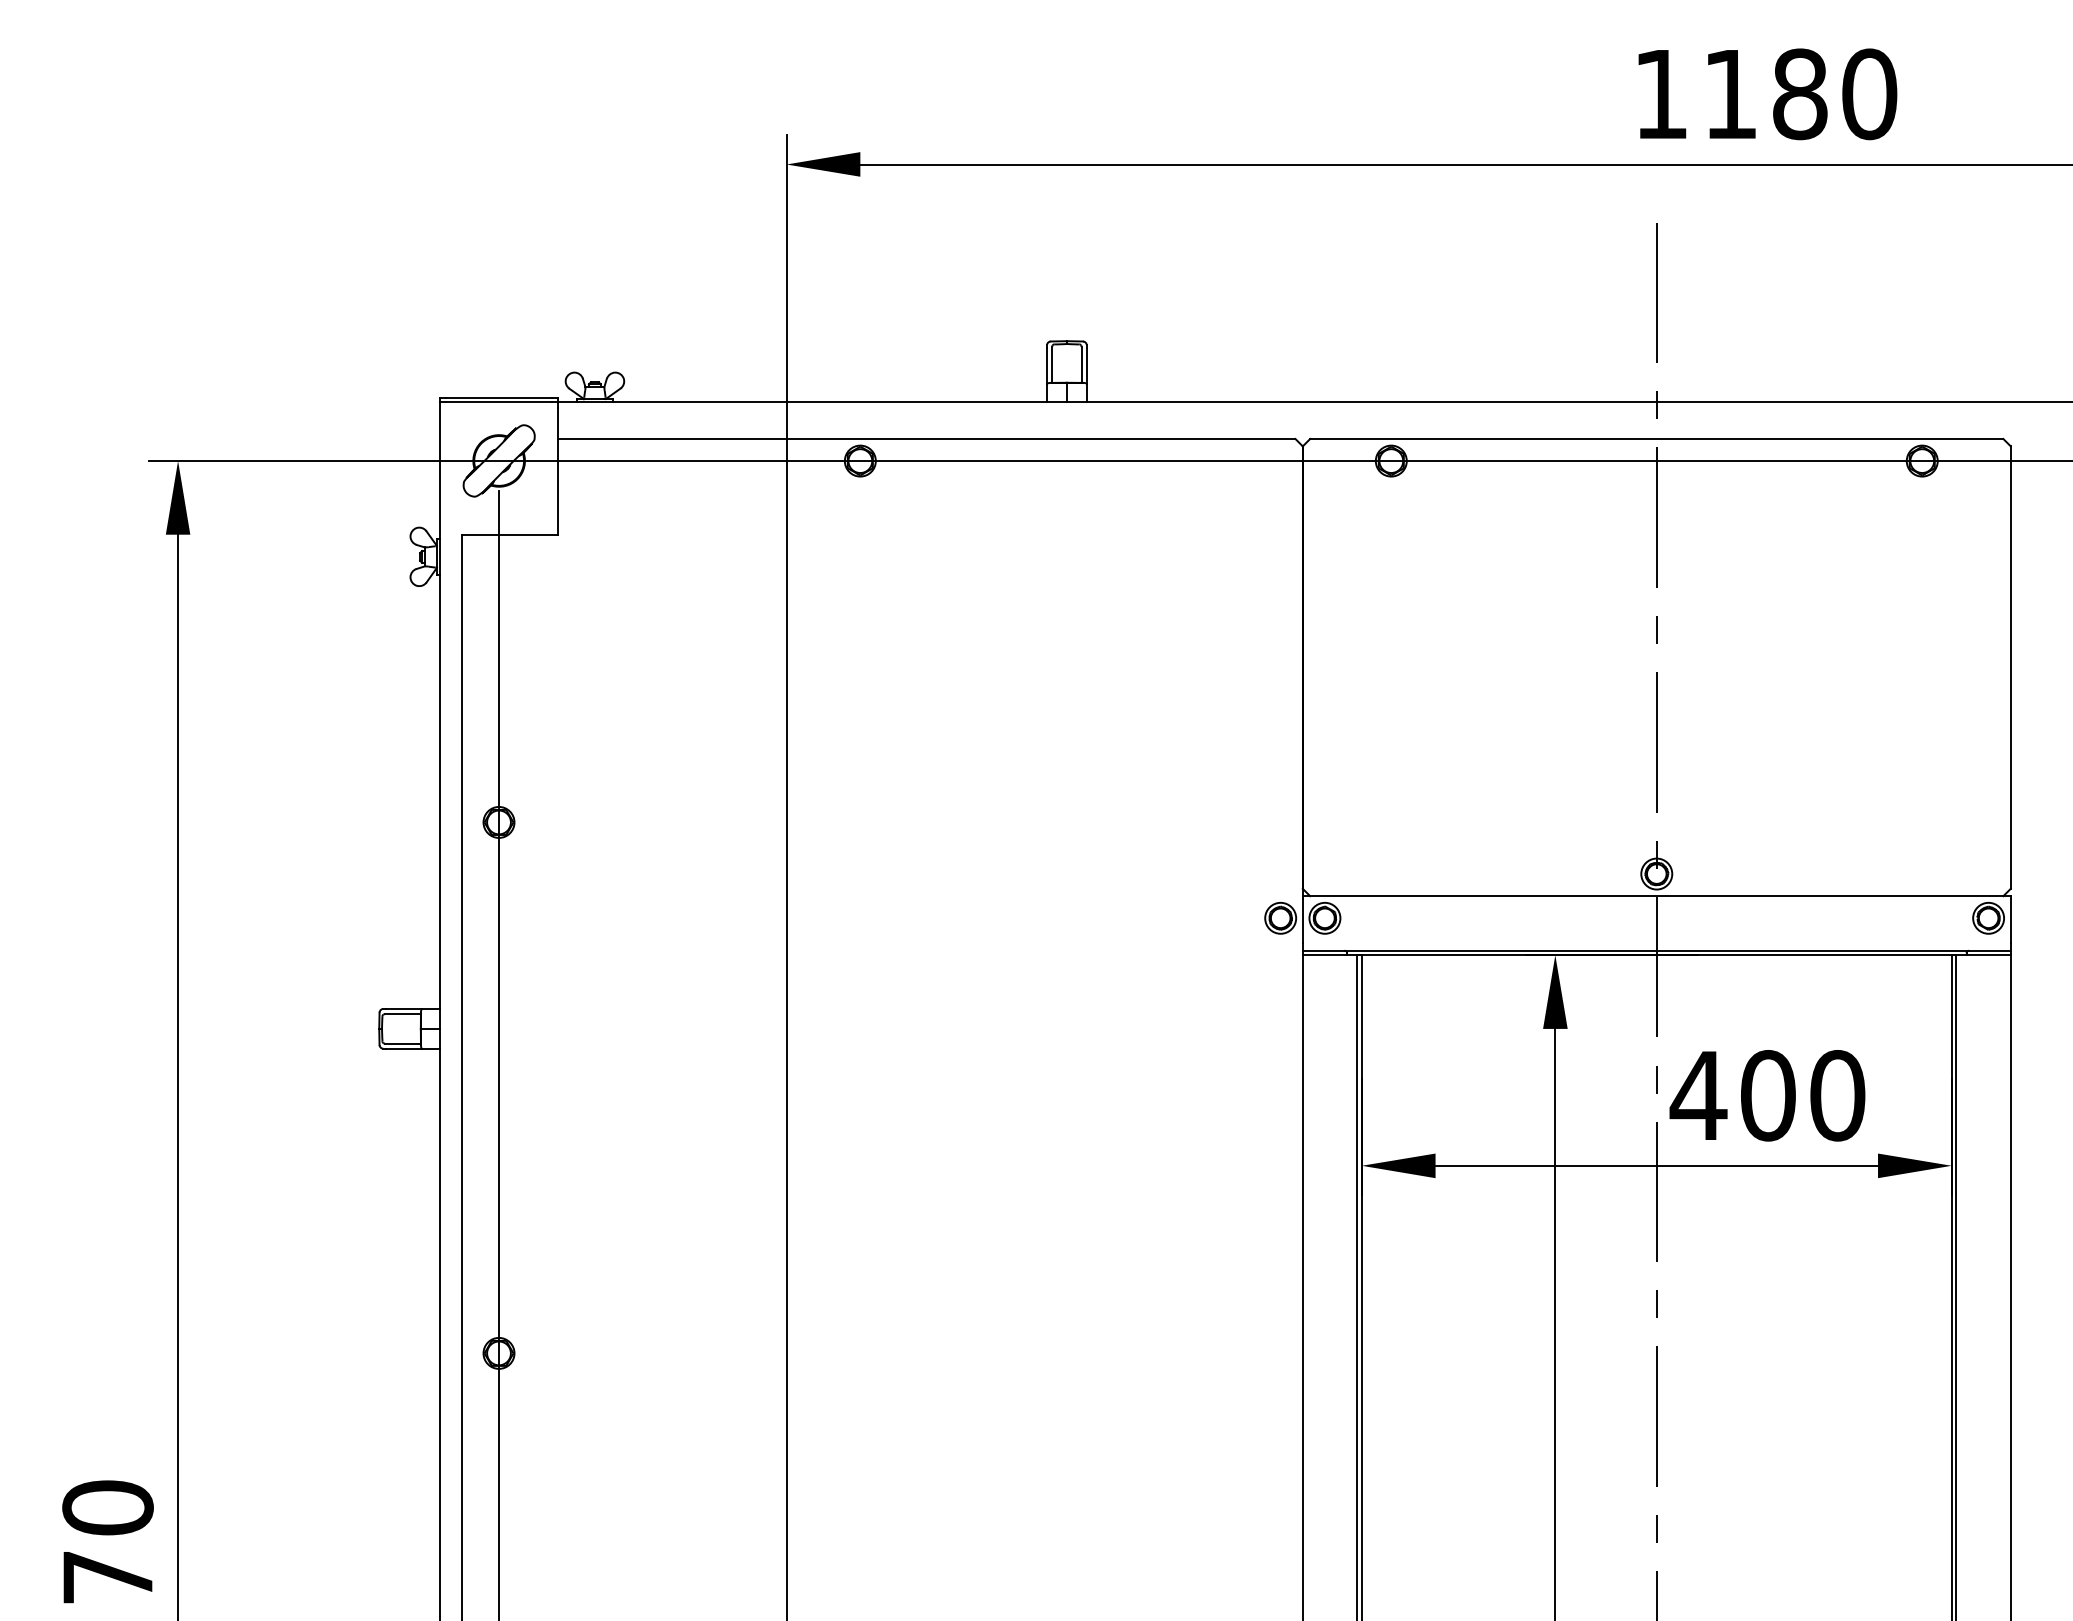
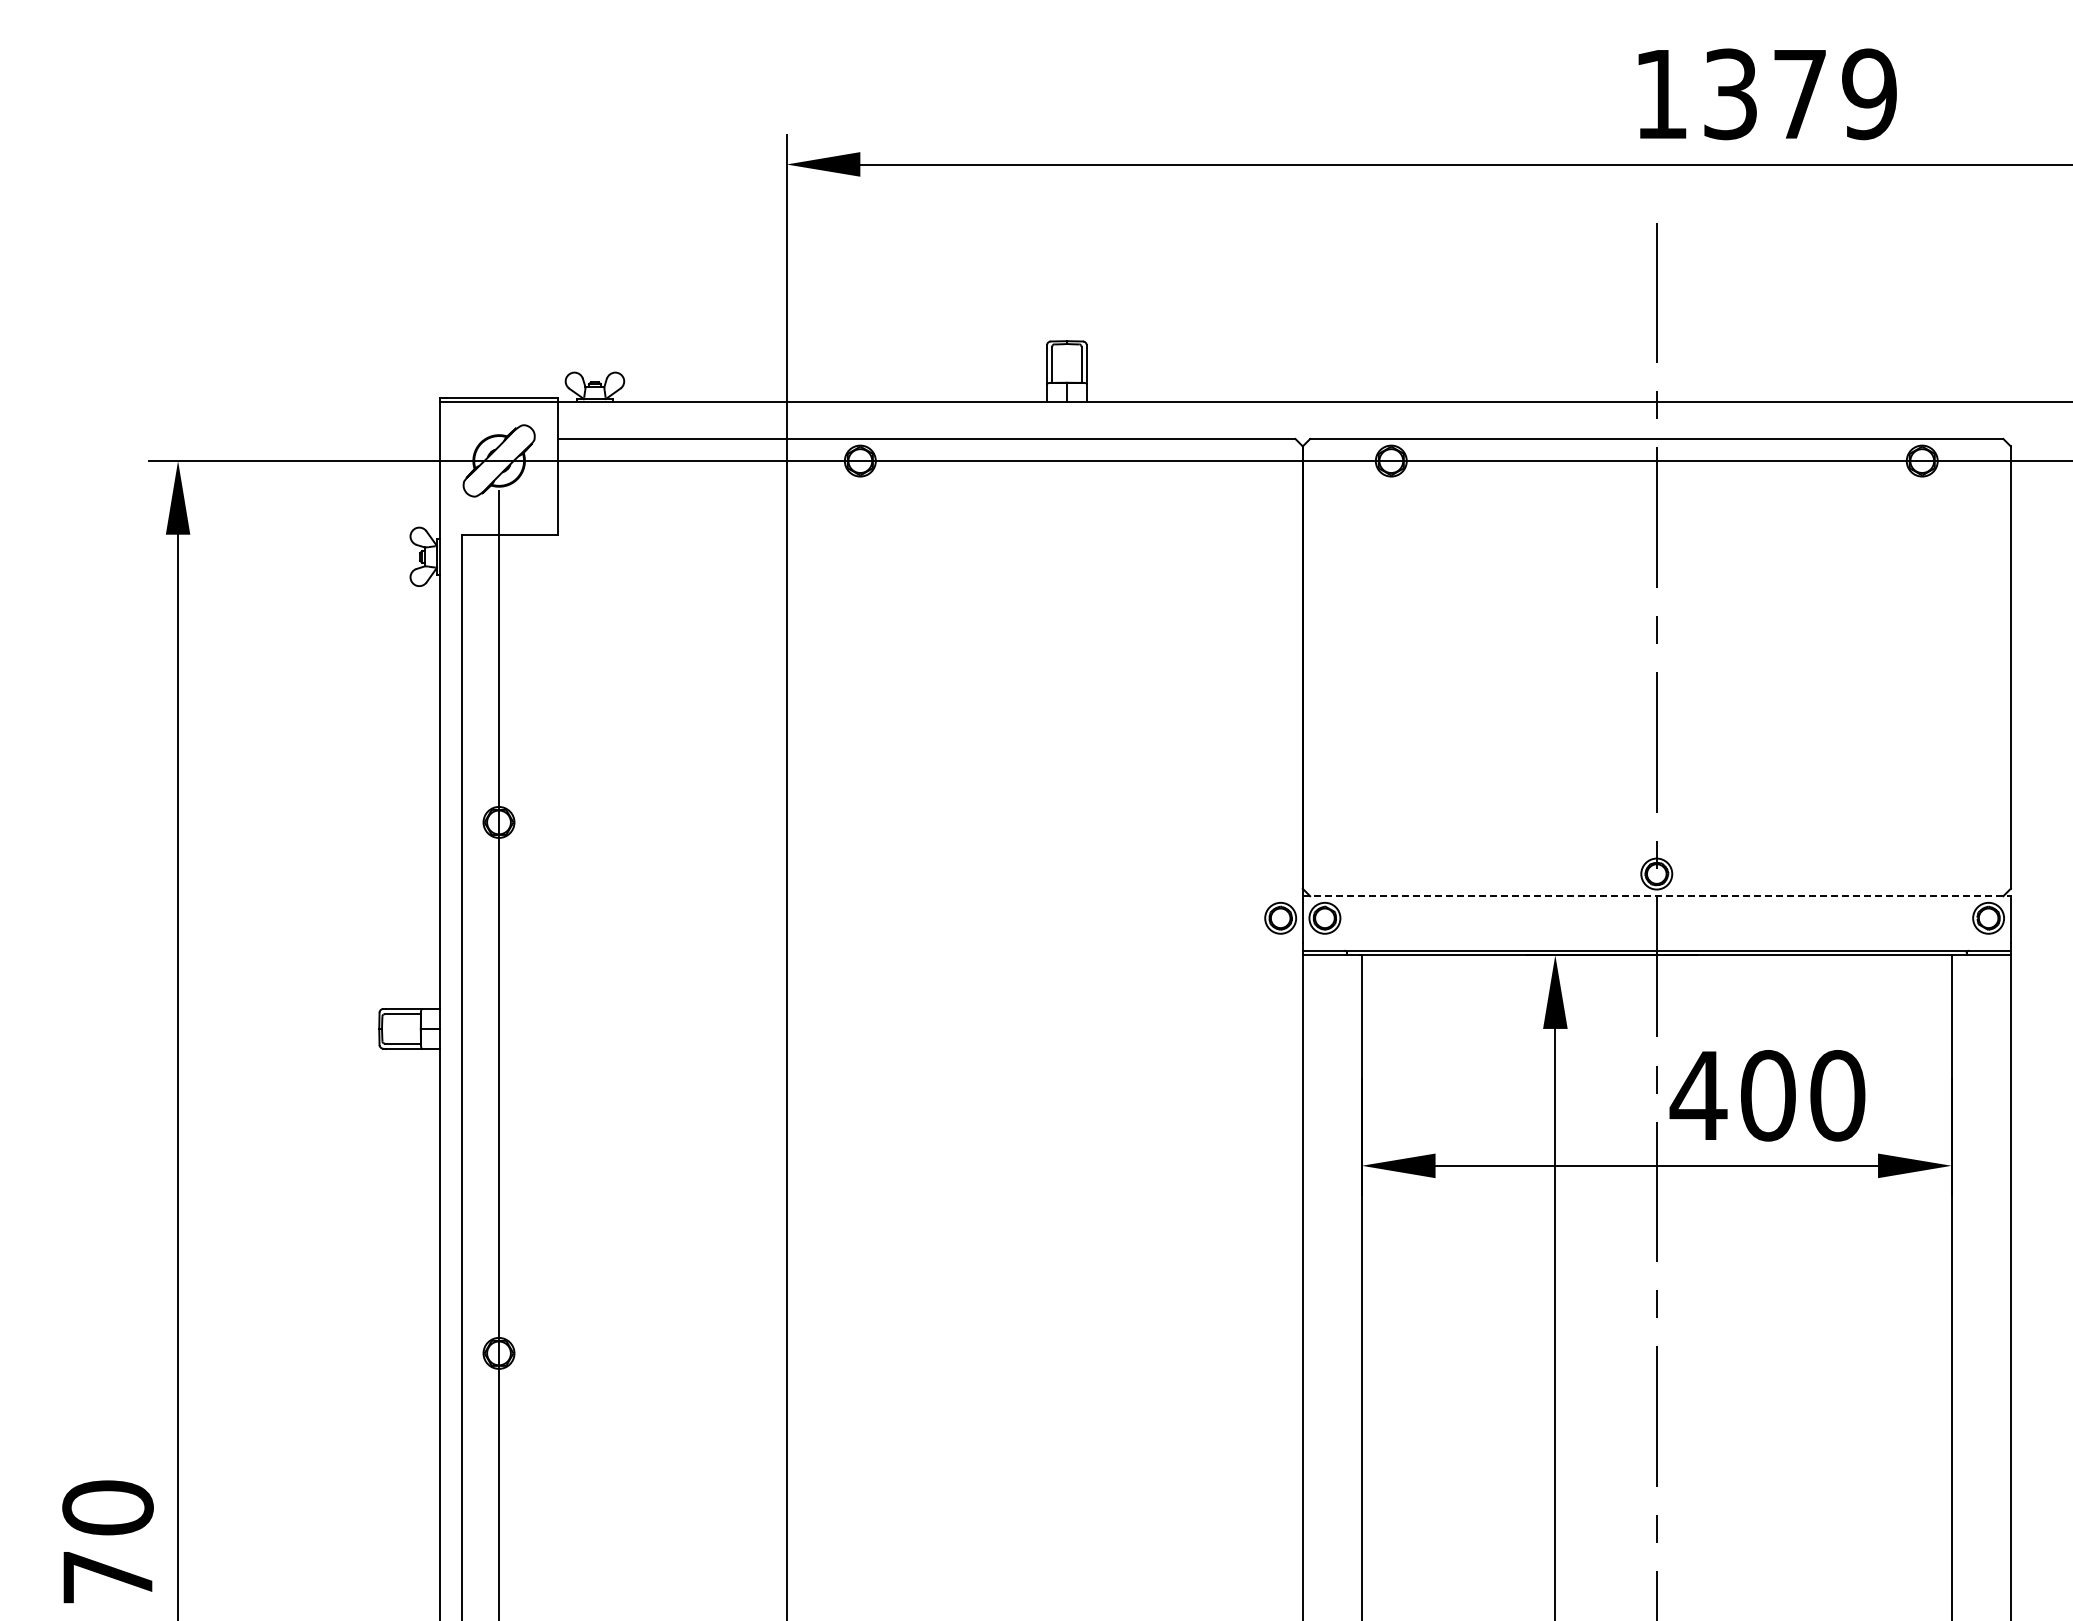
text: 1180 -> 1379 (1800, 94)
line: solid -> dashed (1656, 896)
line: present -> none (1357, 1286)
line: present -> none (1956, 1286)
